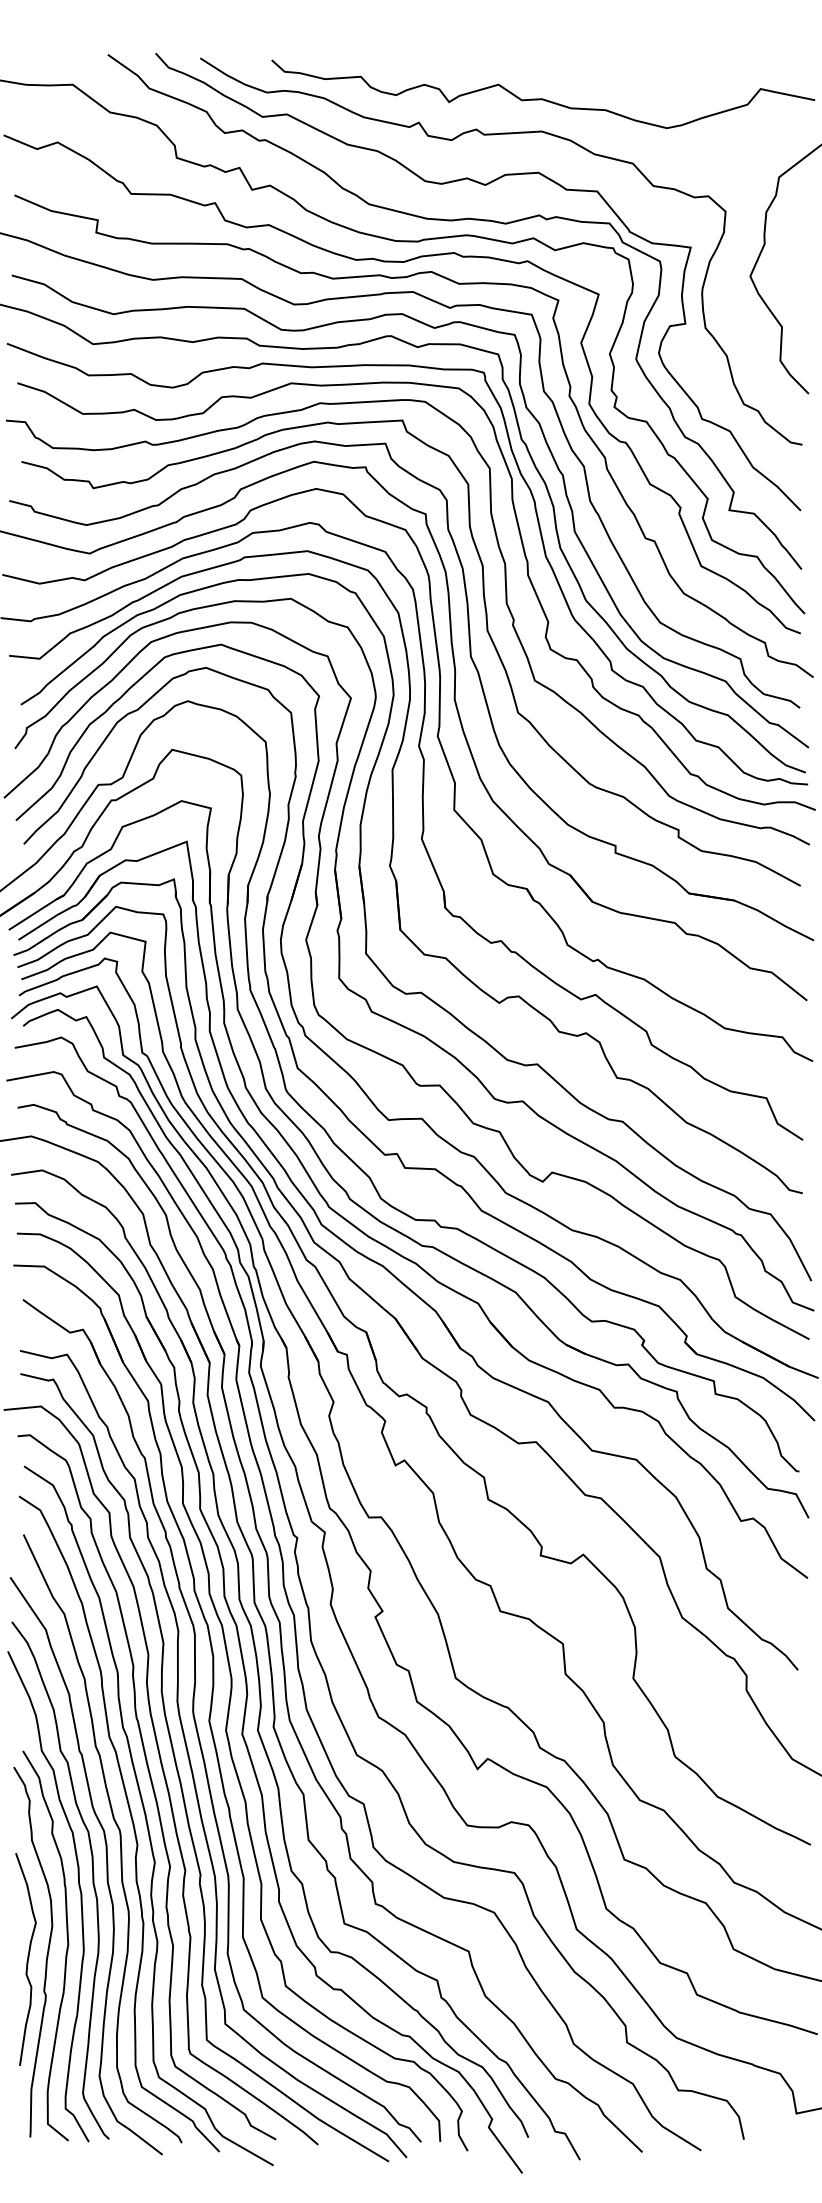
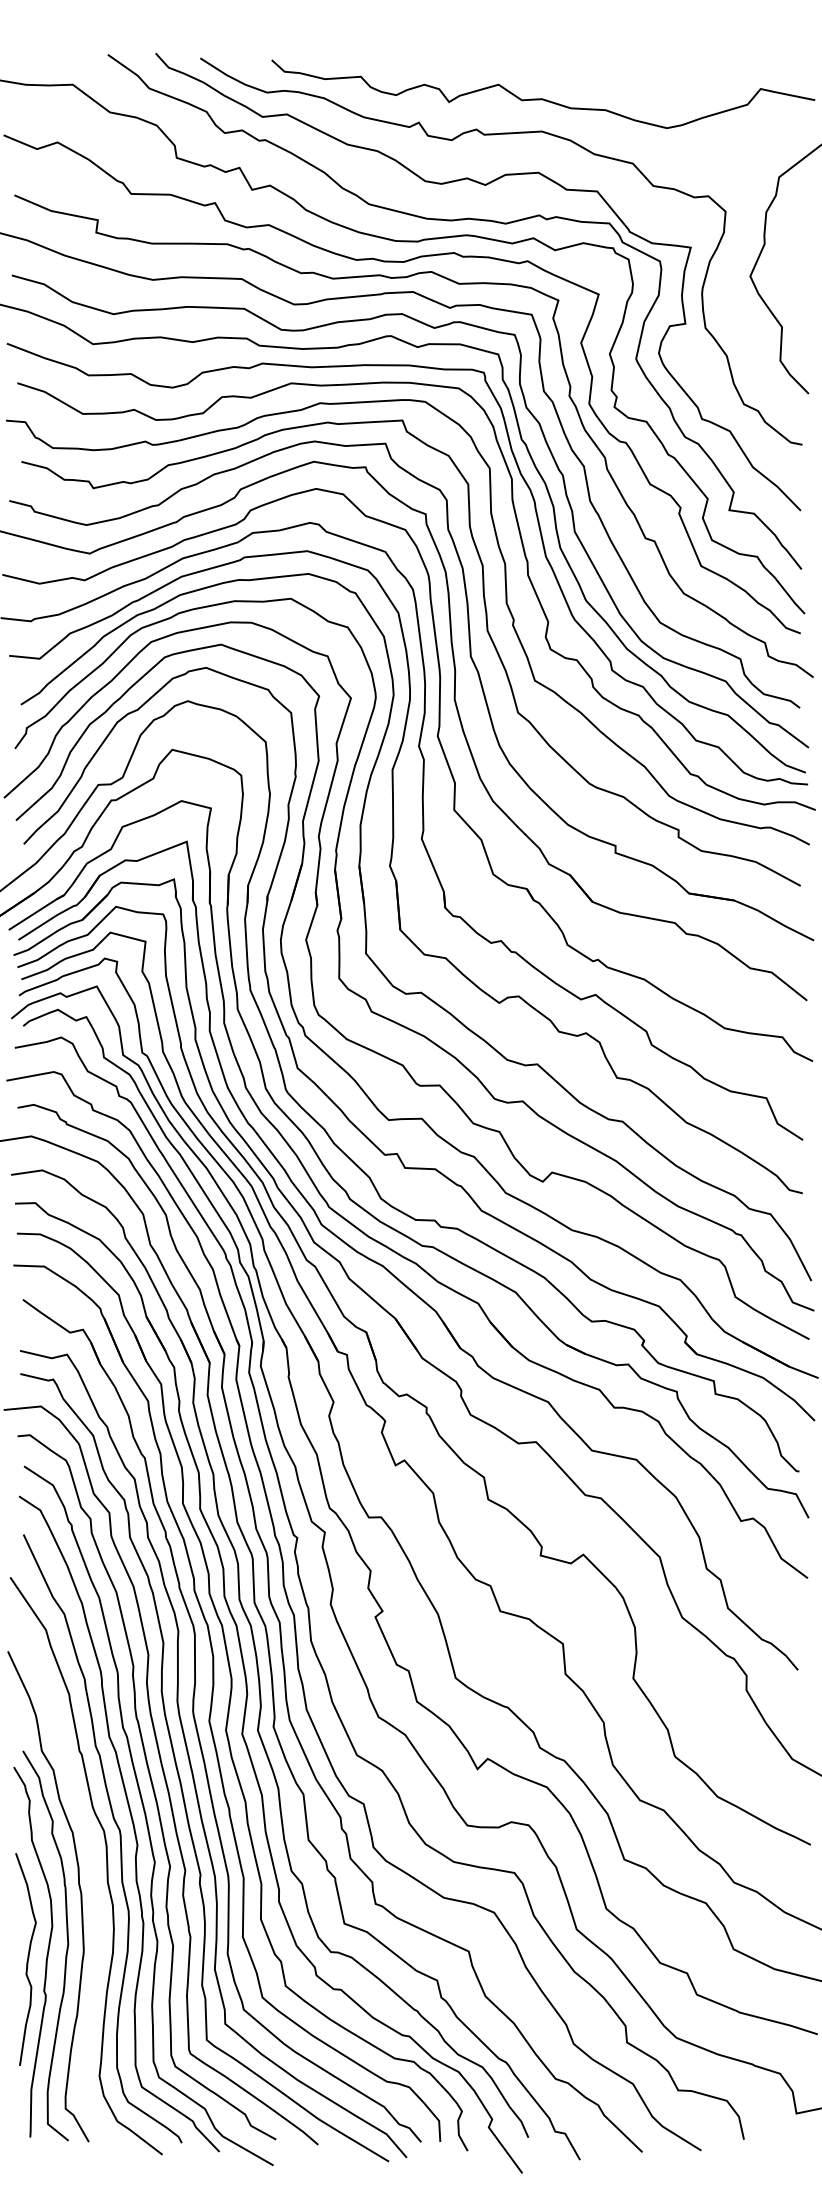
curve: present -> none (92, 1880)
